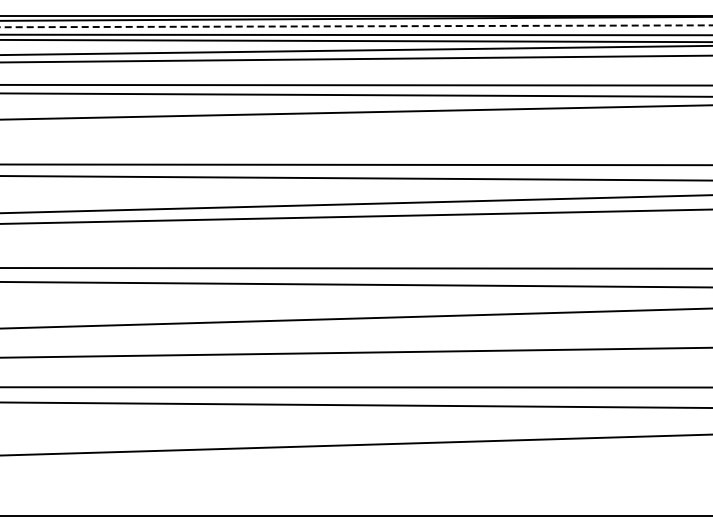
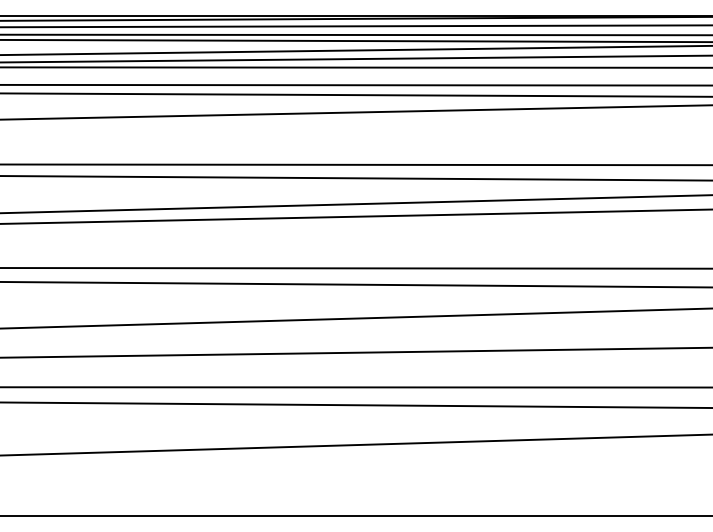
line: dashed -> solid (356, 26)
line: none -> present (355, 67)
